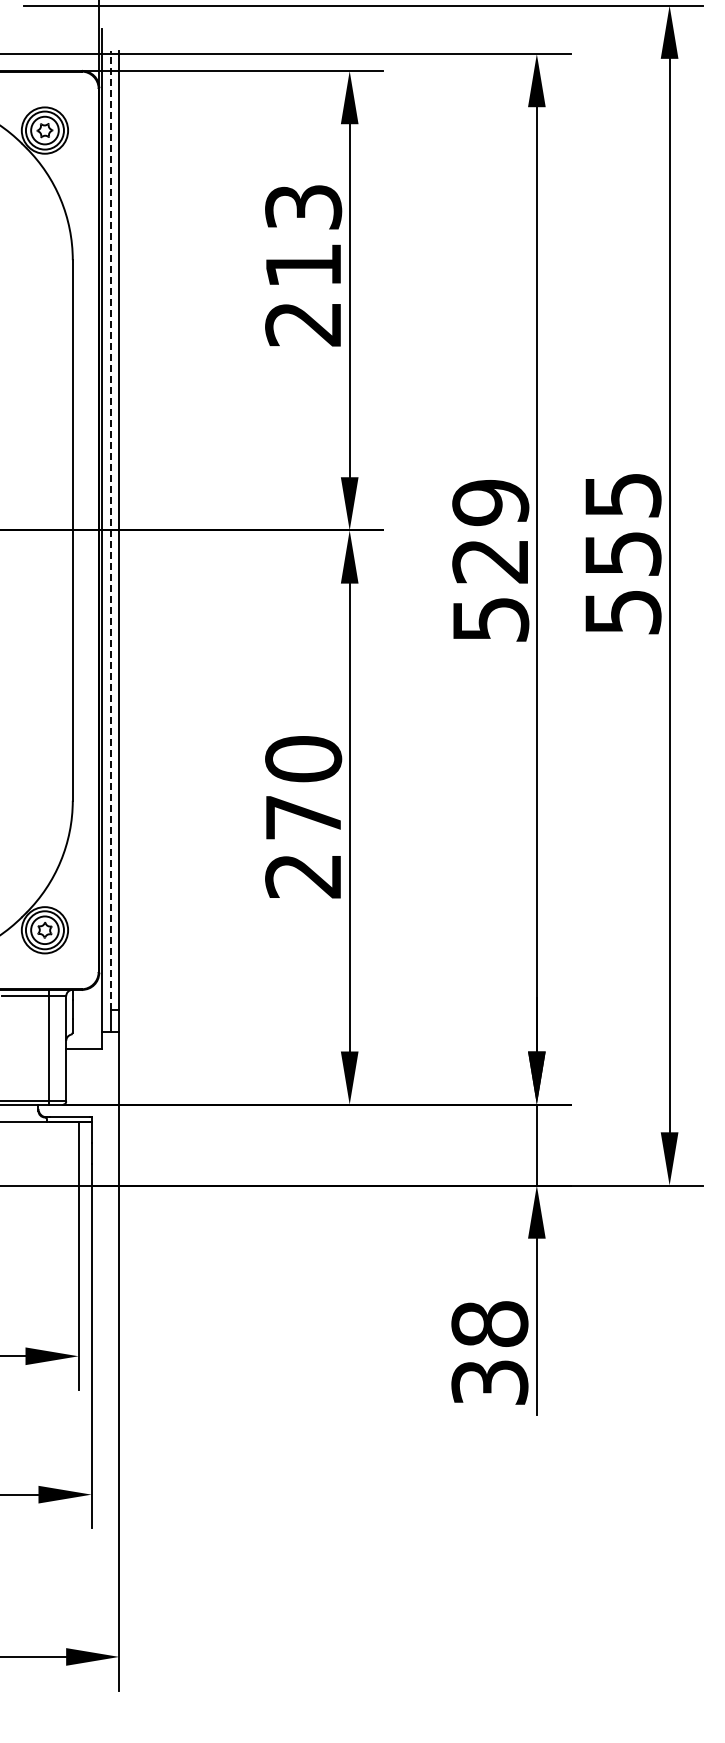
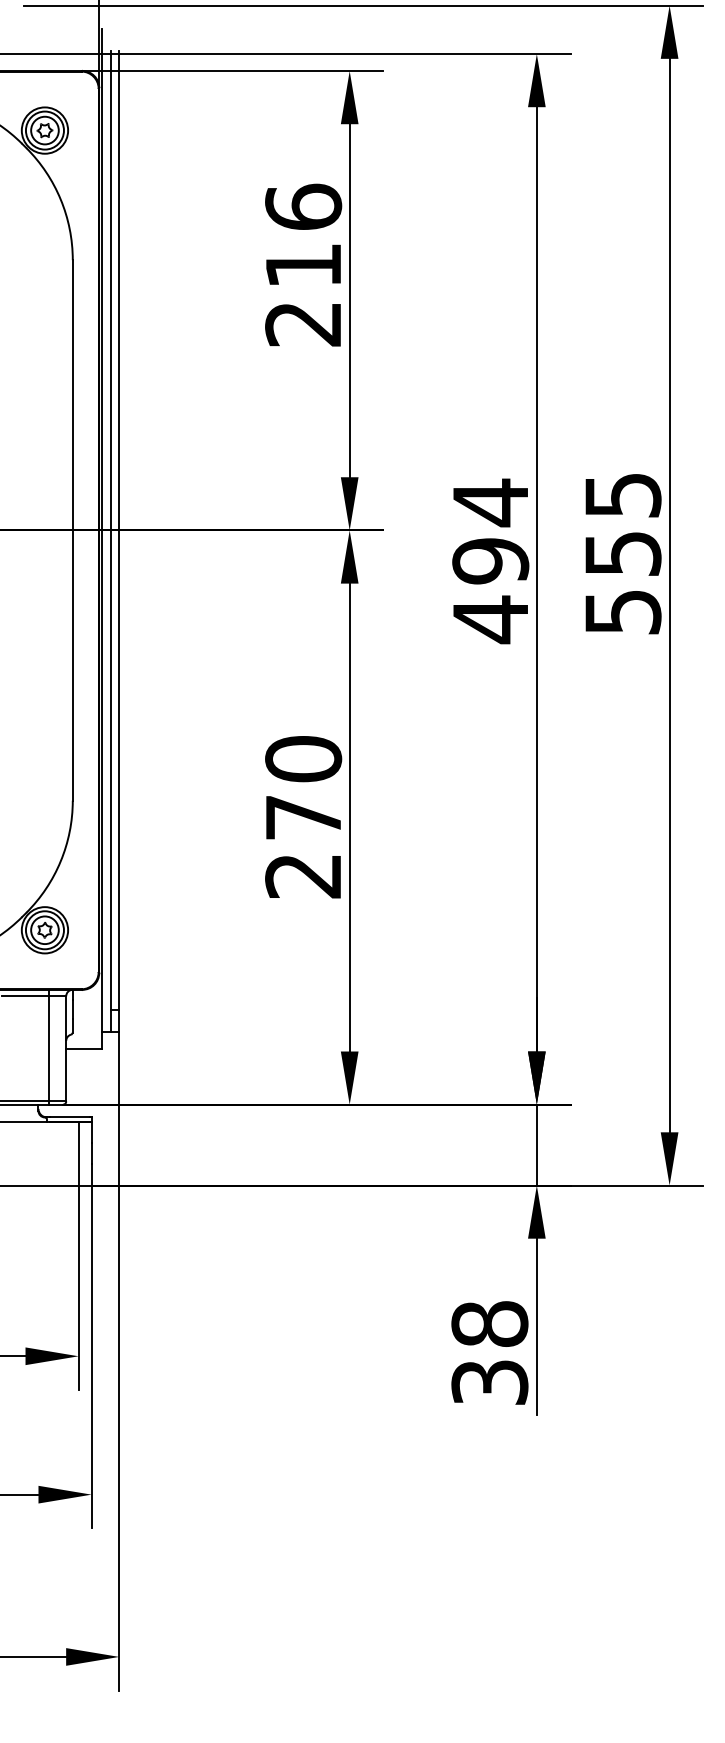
text: 213 -> 216 (303, 206)
line: dashed -> solid (110, 530)
text: 529 -> 494 (490, 561)
